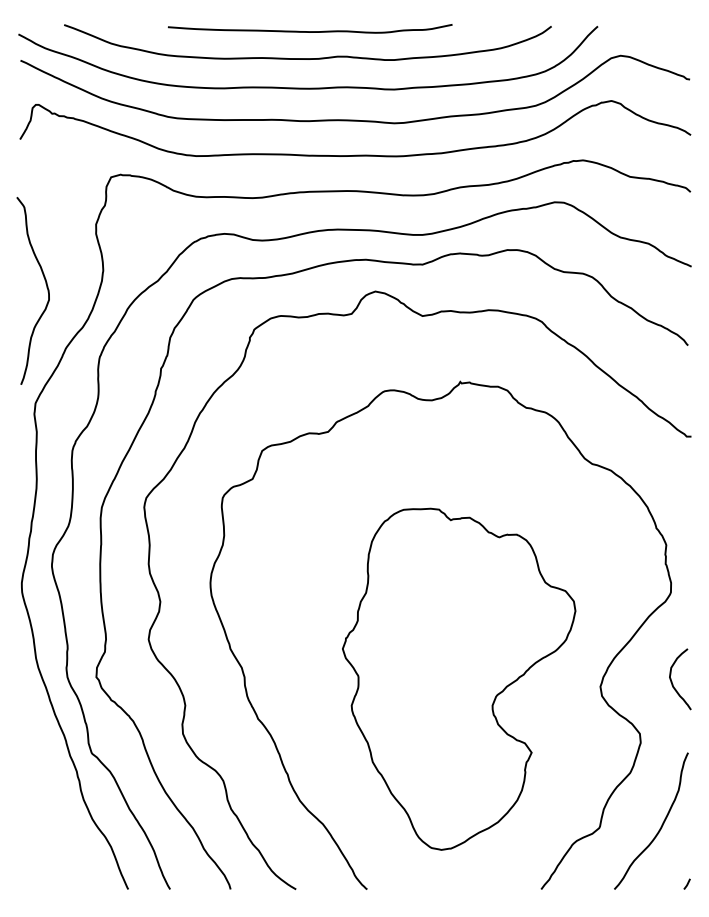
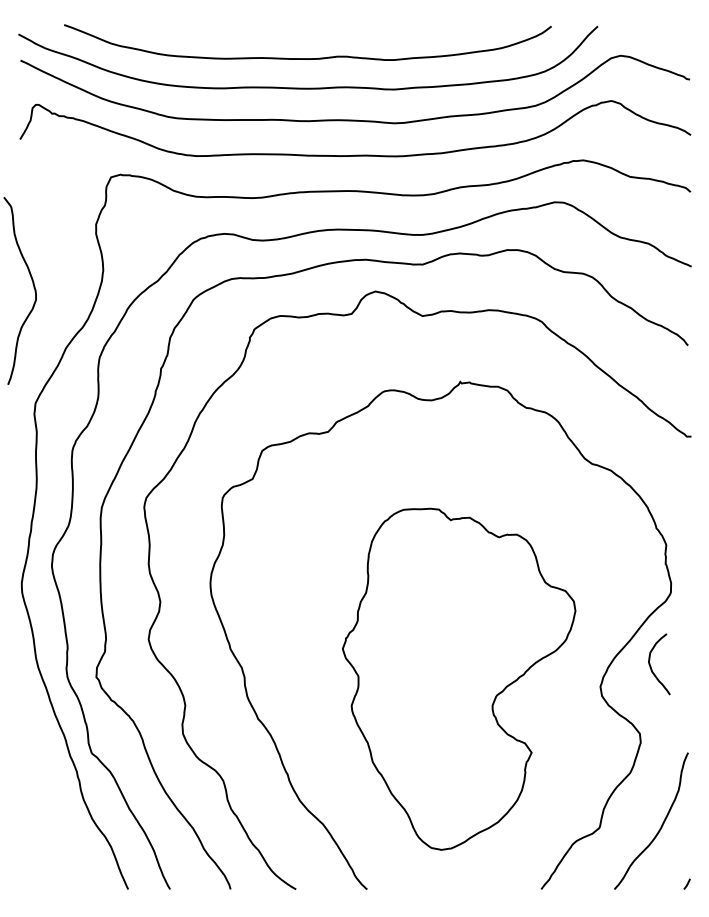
curve: present -> none (310, 31)
curve position: (46, 288) -> (33, 288) (33, 288)
curve position: (672, 681) -> (651, 666) (651, 666)
